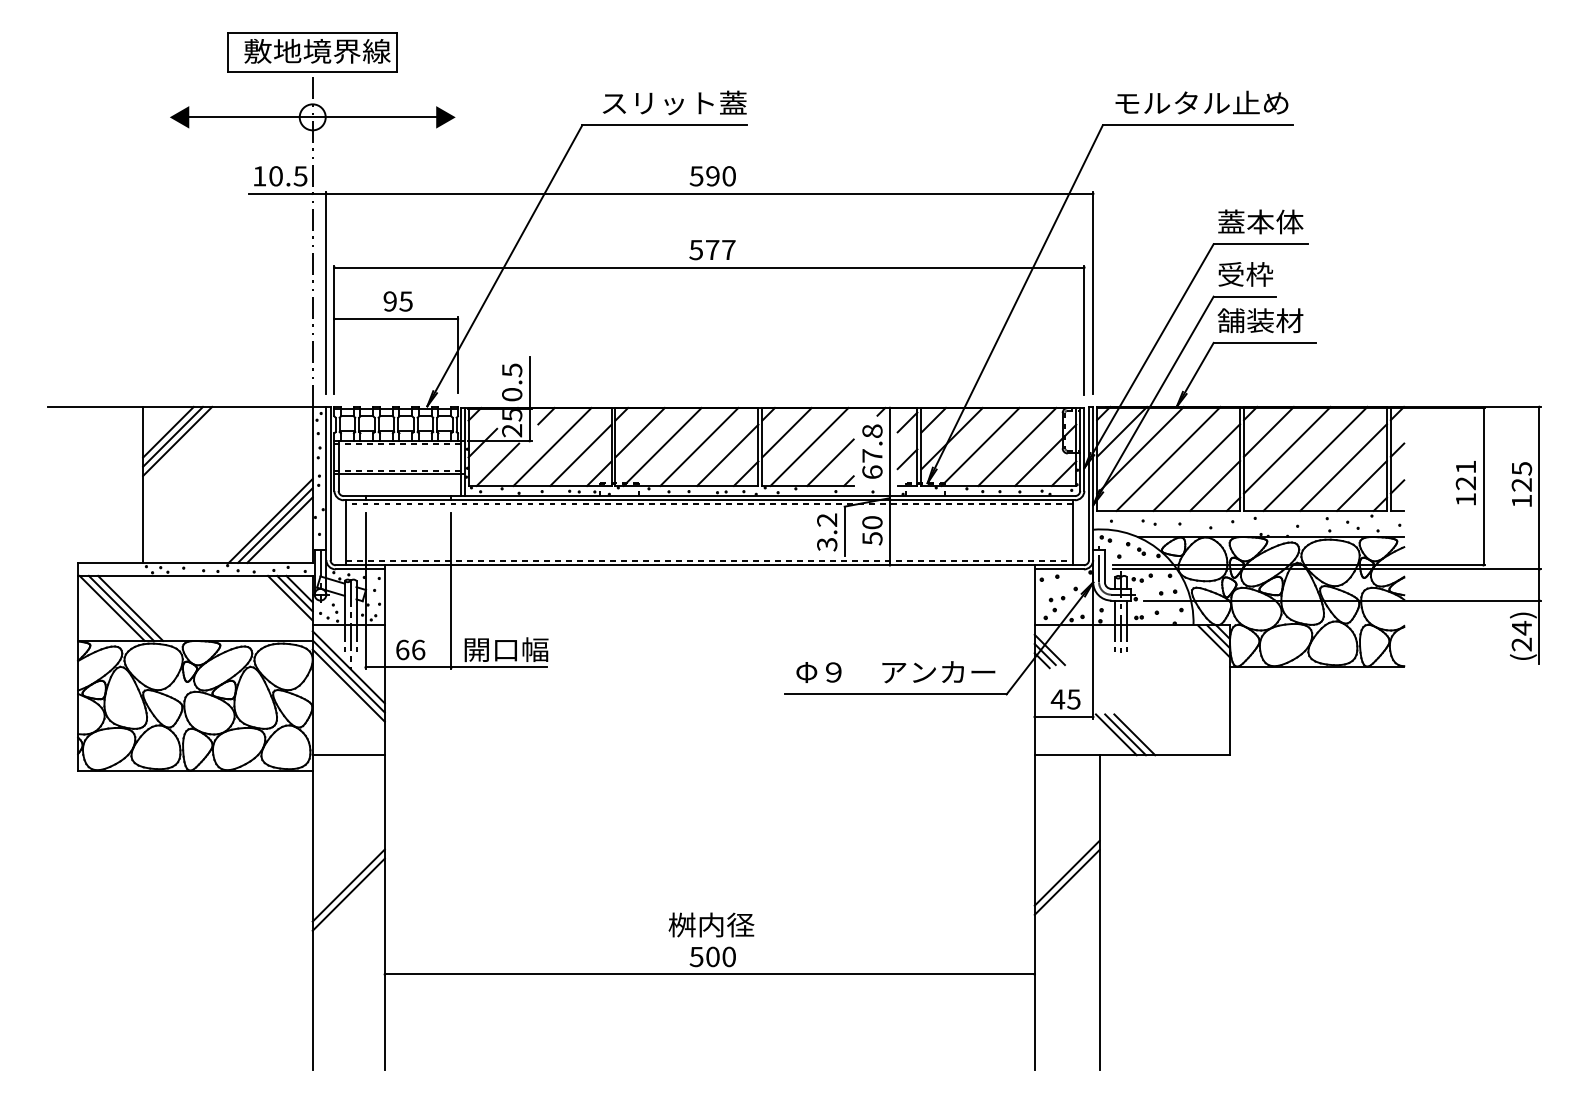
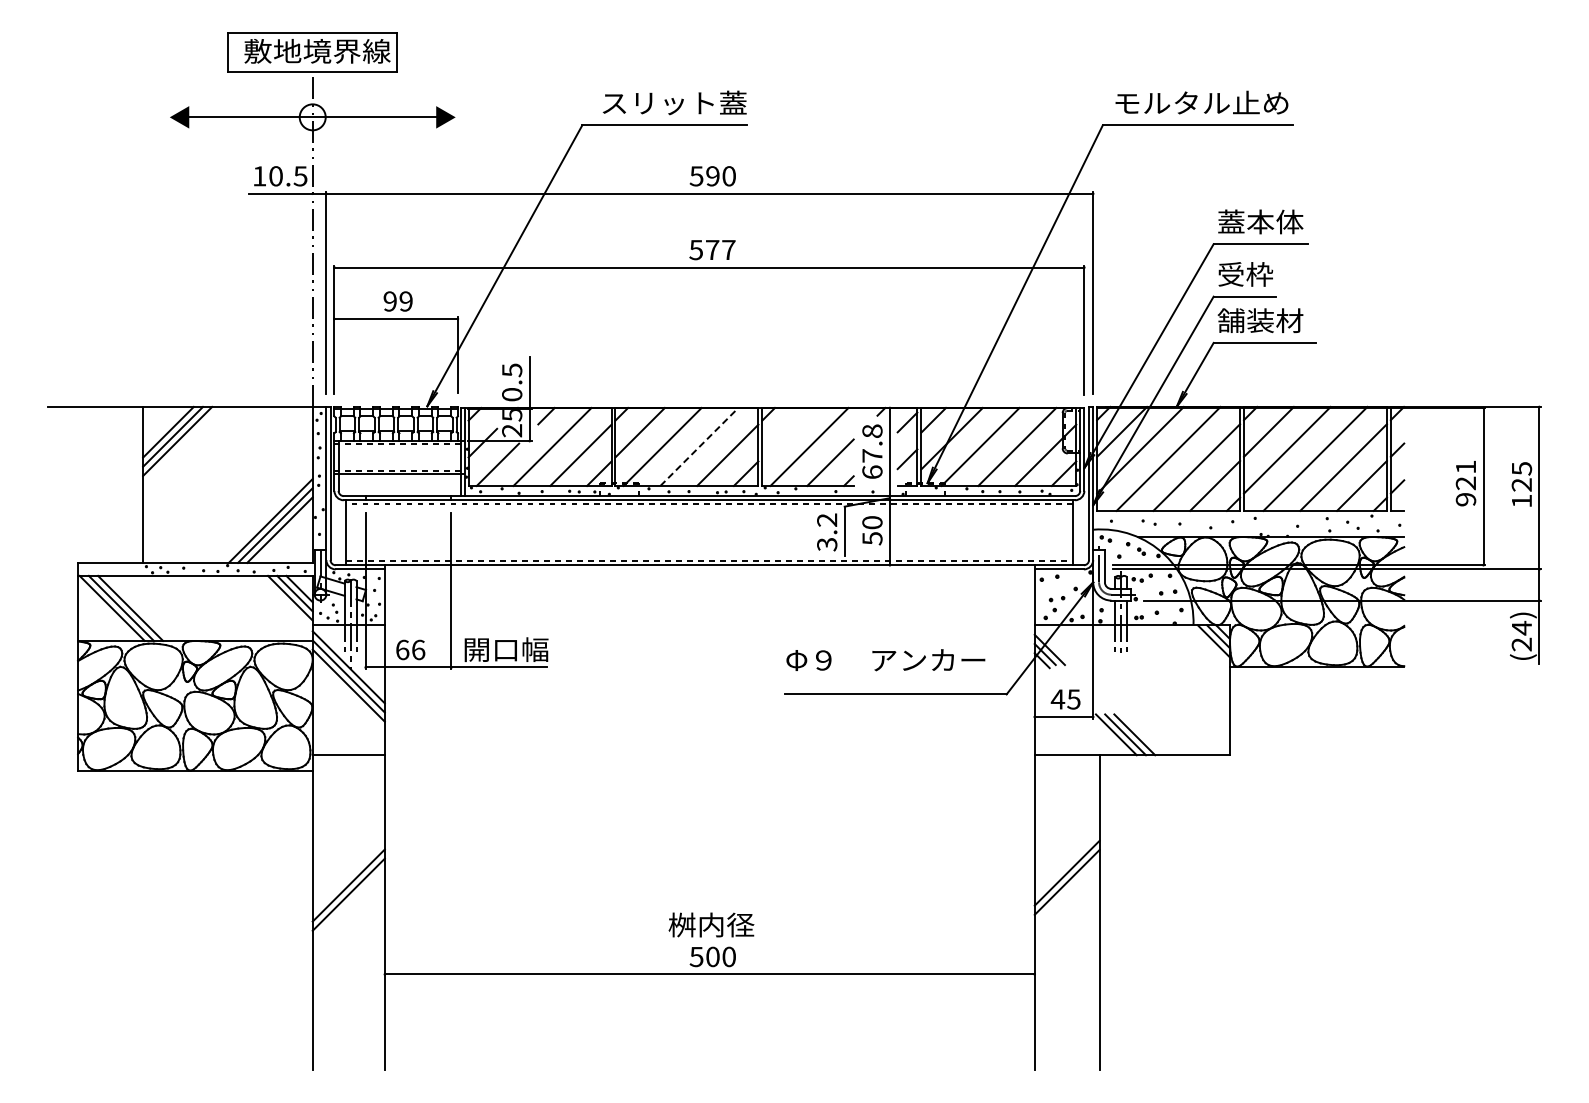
text: 95 -> 99 (405, 301)
line: present -> none (786, 432)
line: solid -> dashed (699, 446)
text: 121 -> 921 (1465, 499)
text position: (895, 672) -> (885, 660) (885, 660)
